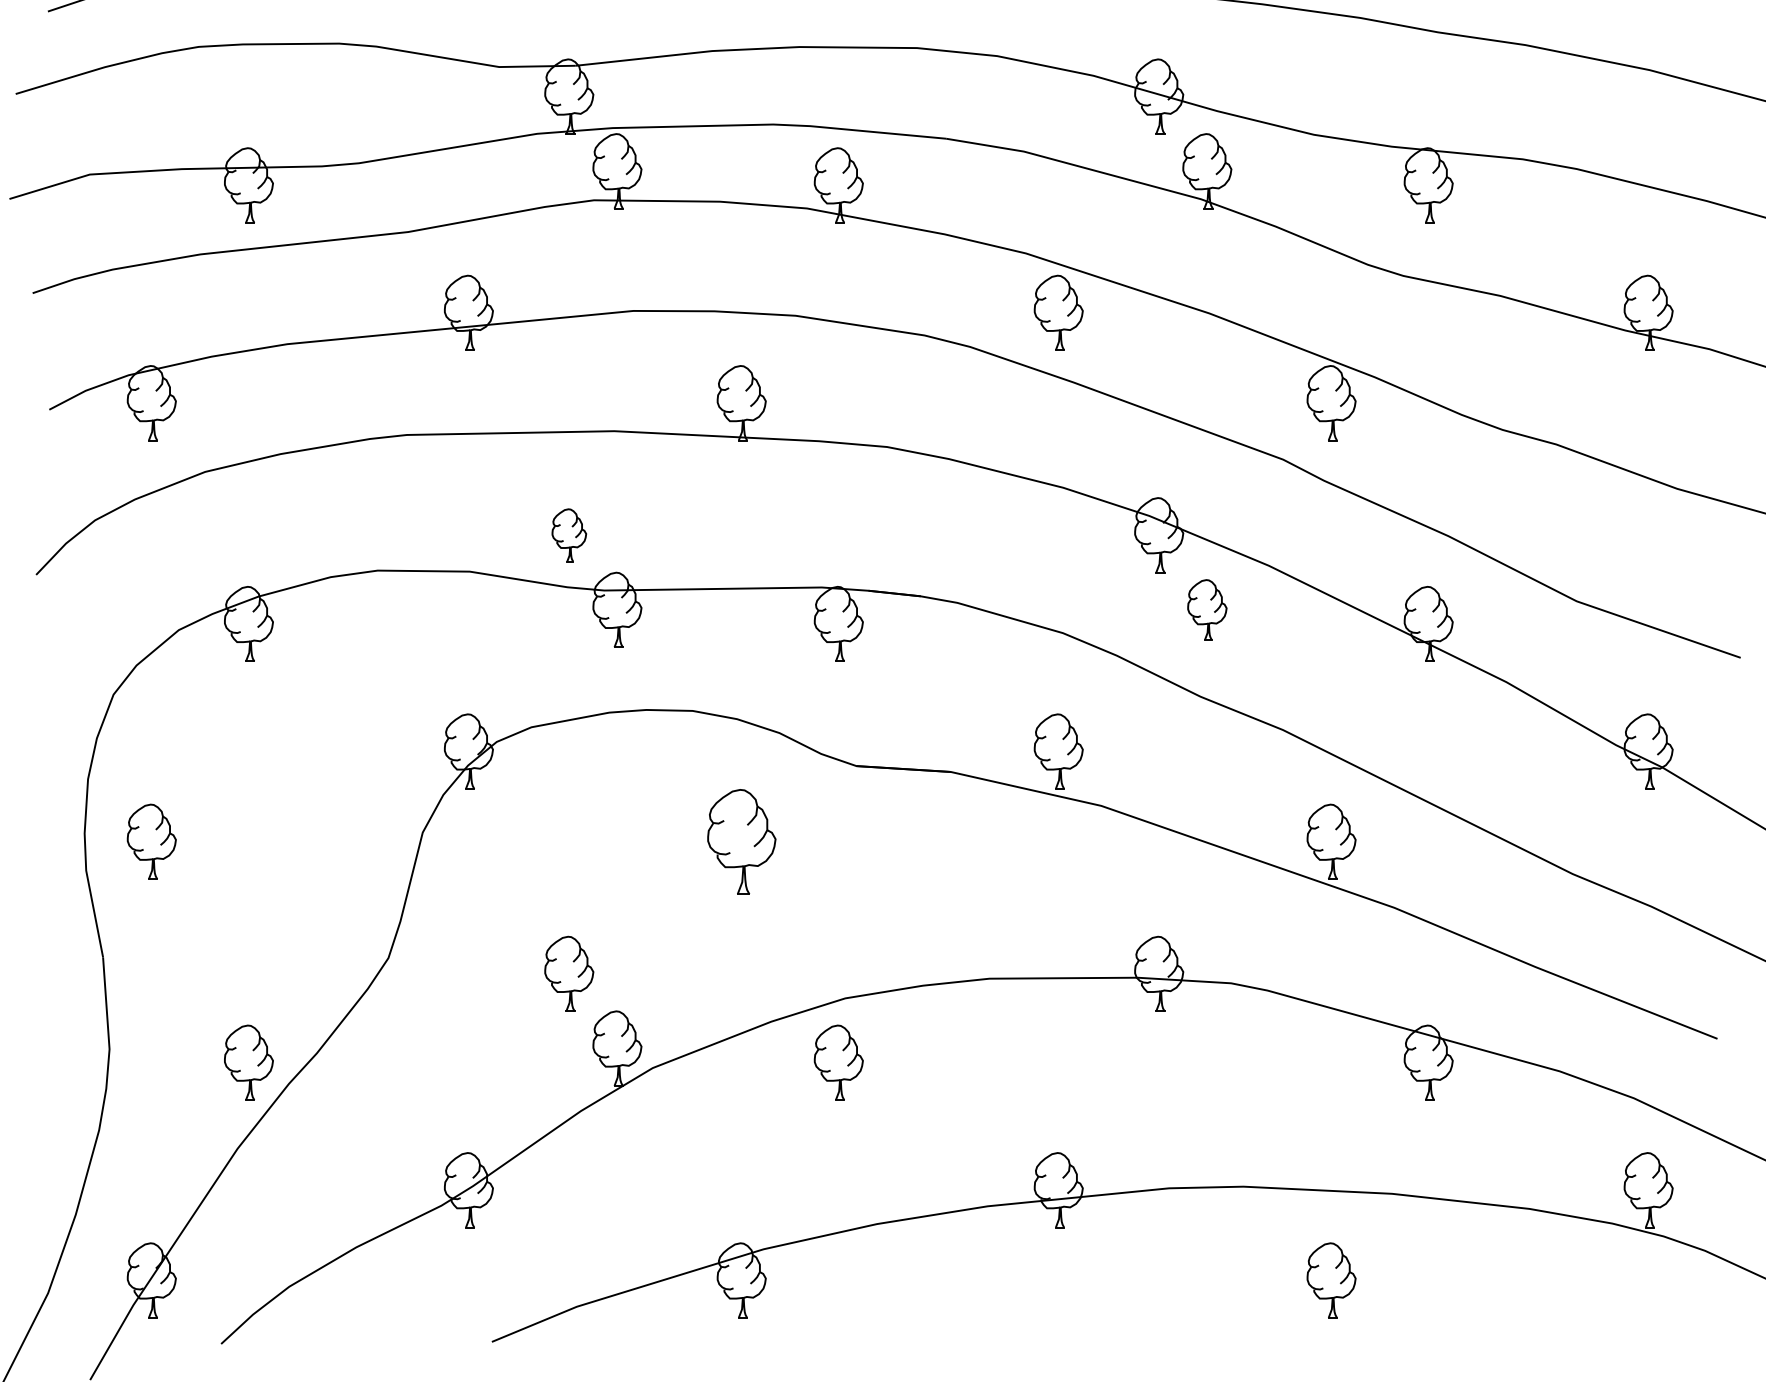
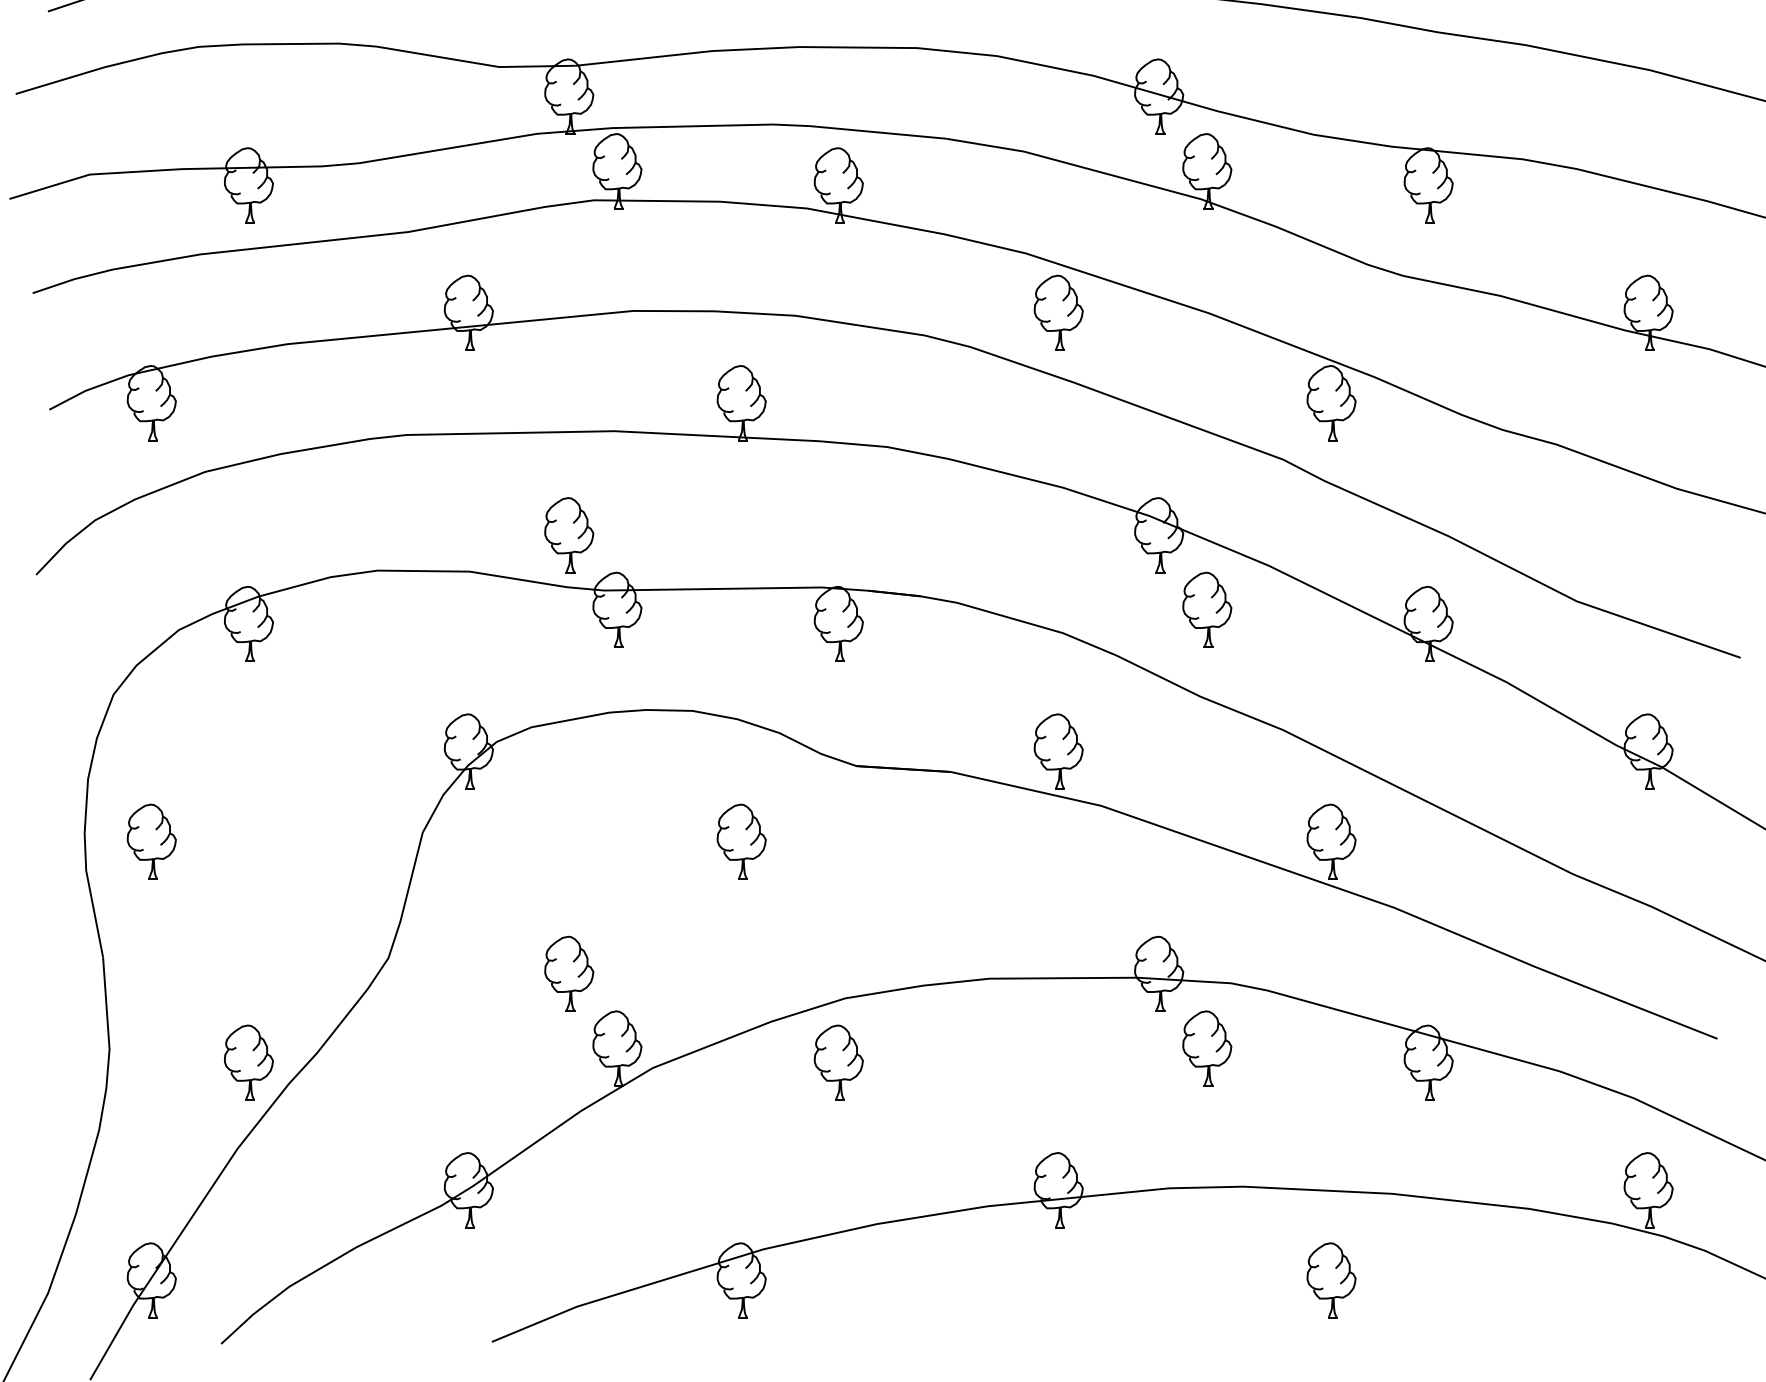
part size: 37x55 px -> 51x77 px (569, 535)
part size: 41x62 px -> 51x77 px (1207, 609)
part size: 70x106 px -> 51x77 px (741, 841)
part: none -> present (1207, 1048)
